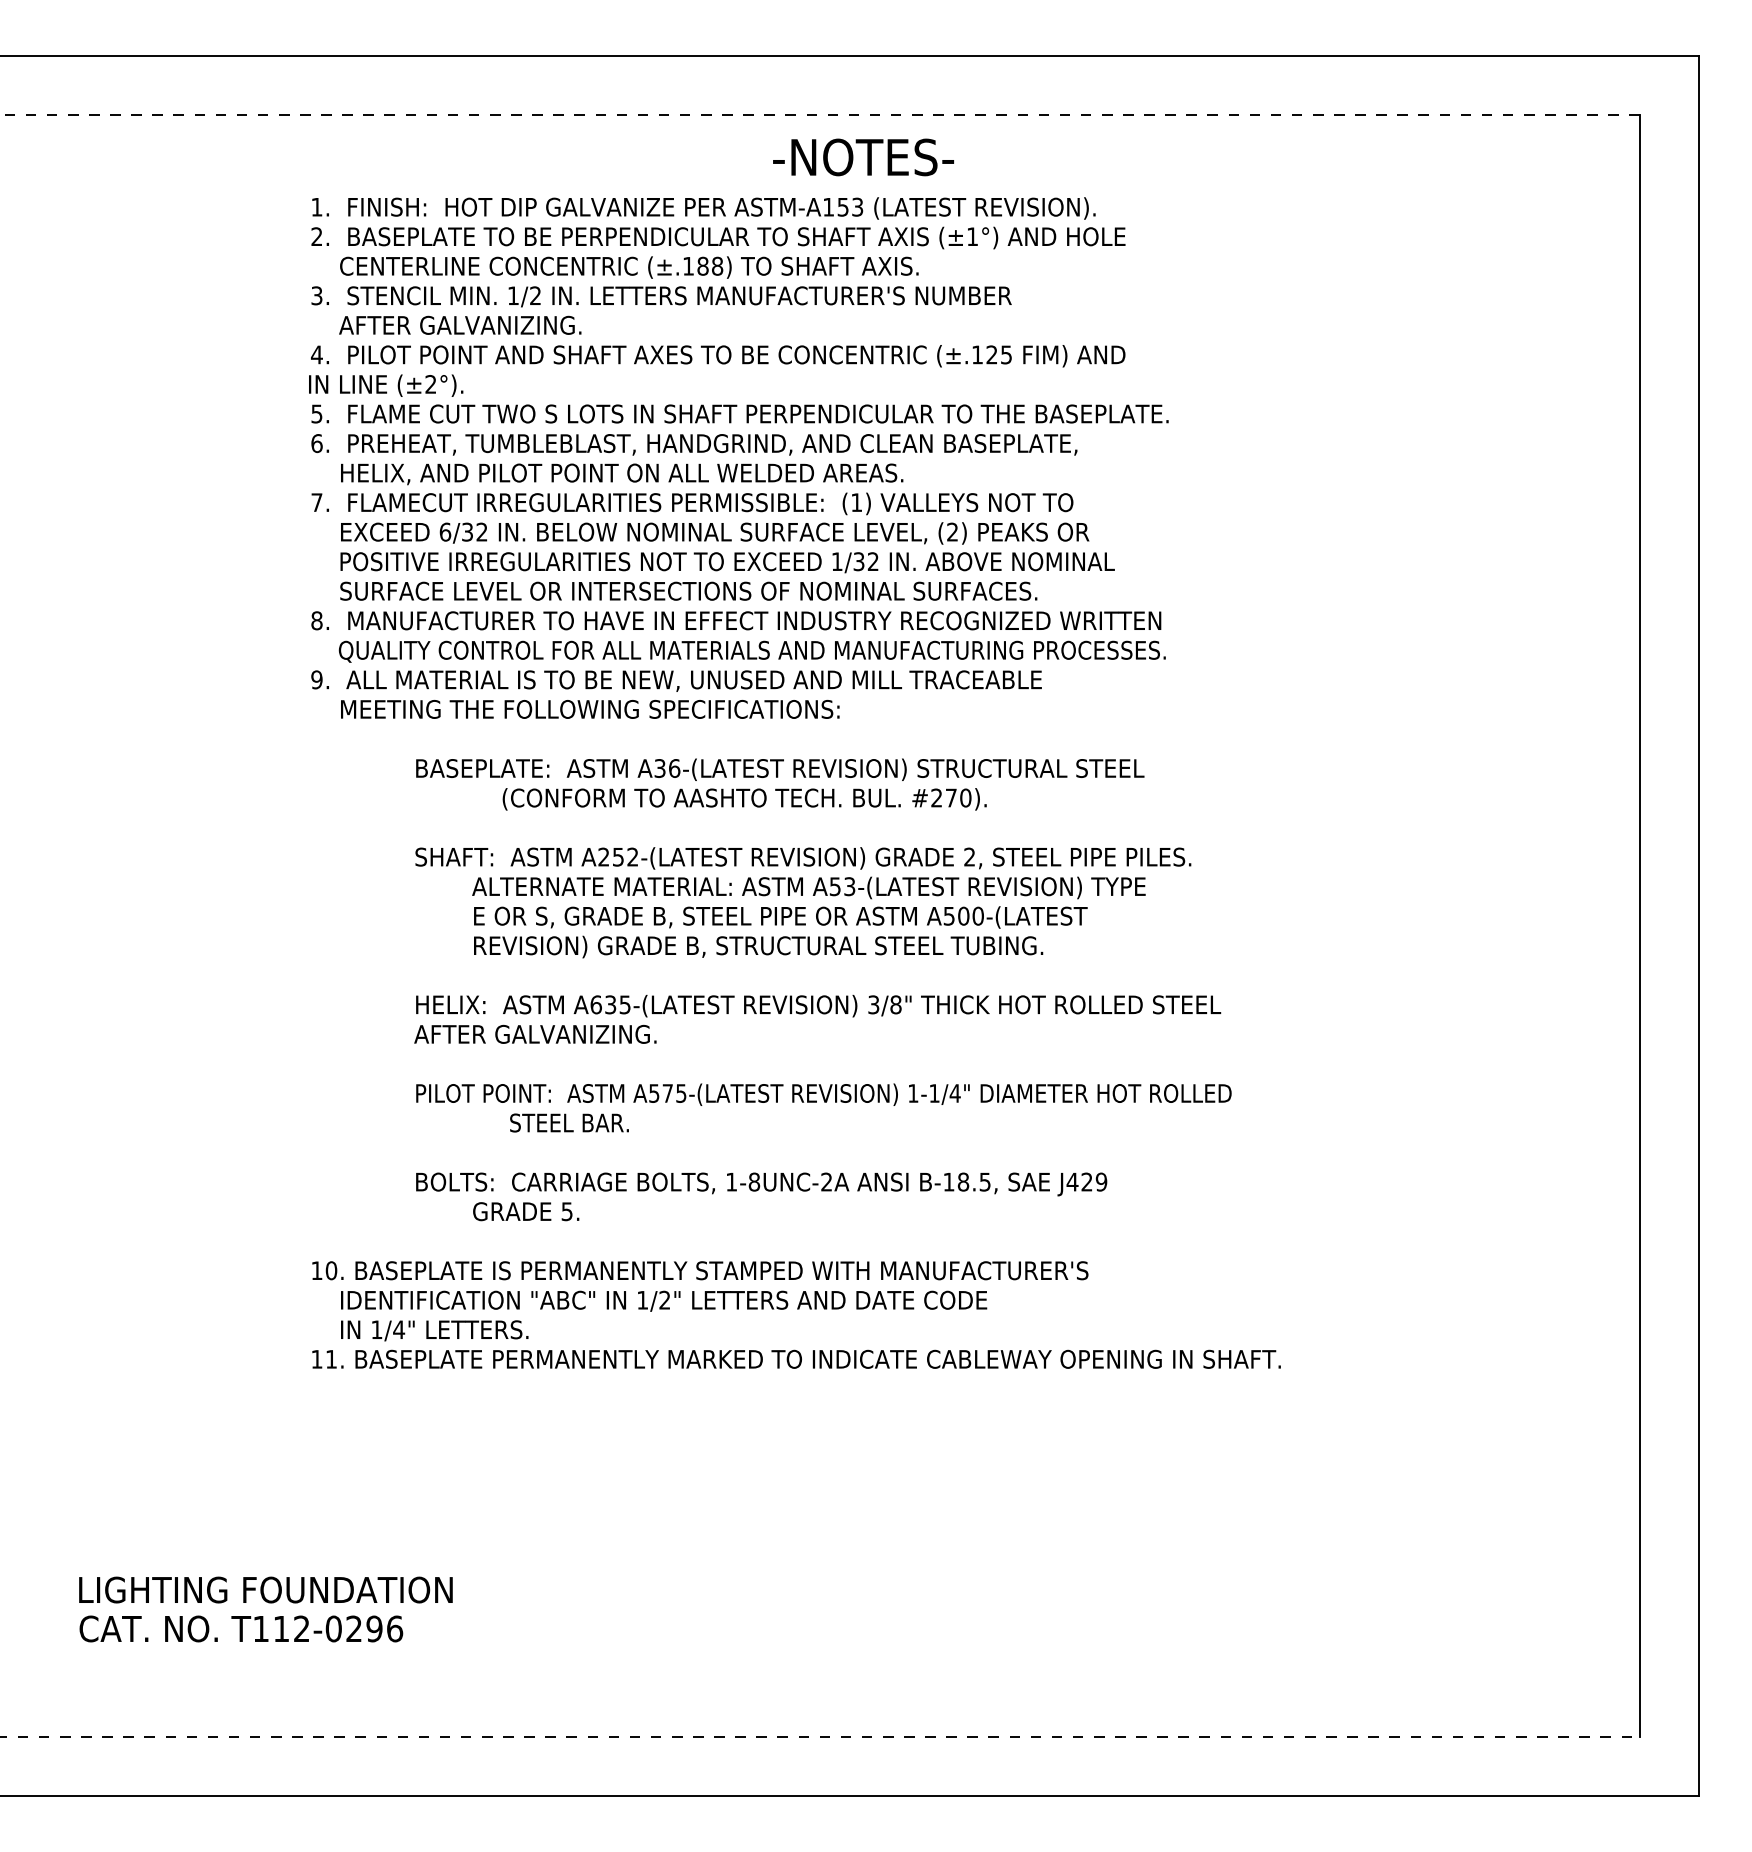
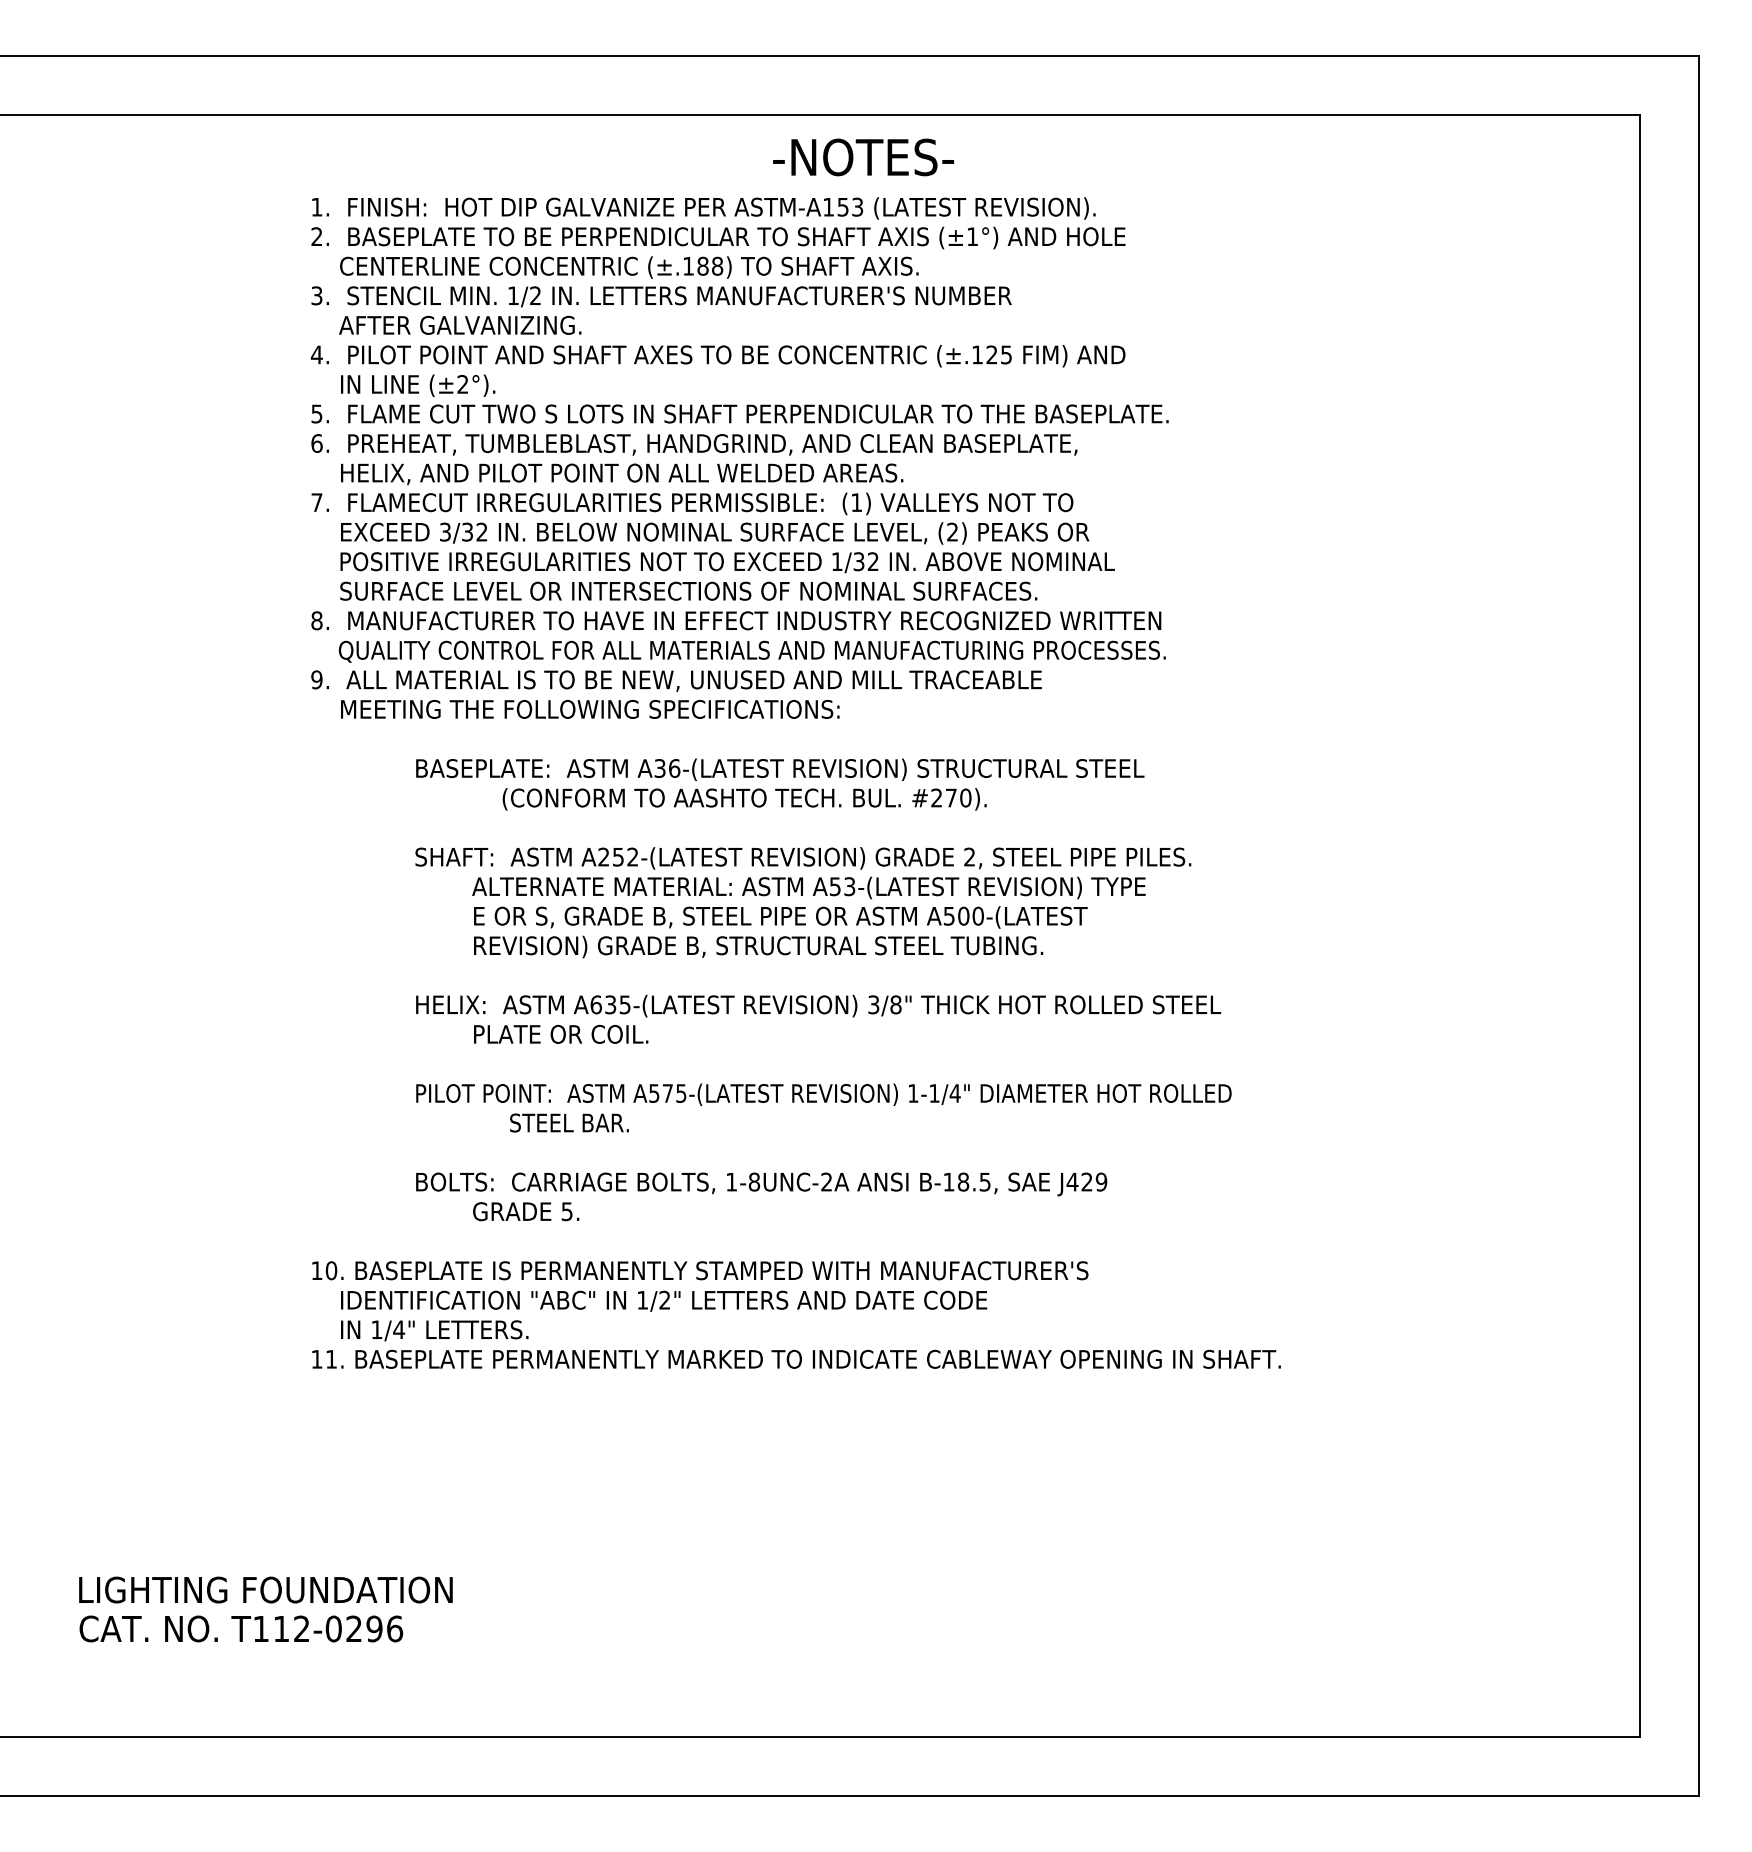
line: dashed -> solid (820, 114)
text position: (386, 385) -> (418, 385) (418, 385)
text: 6/32 -> 3/32 (445, 531)
text: AFTER GALVANIZING. -> PLATE OR COIL. (535, 1033)
line: dashed -> solid (820, 1737)
